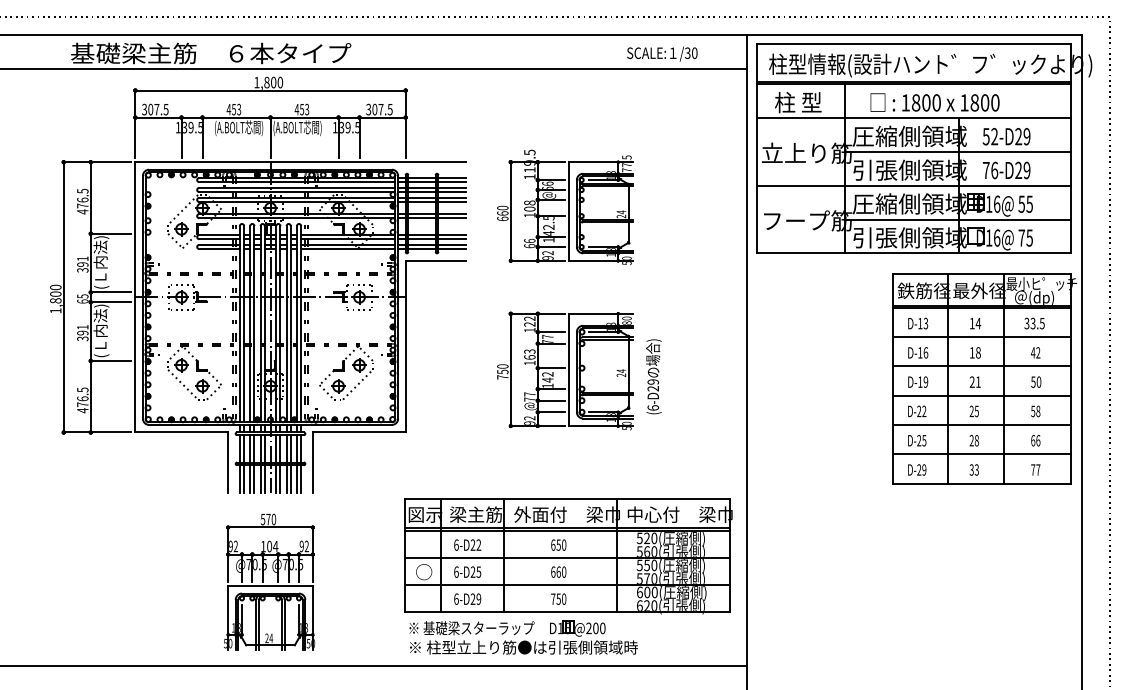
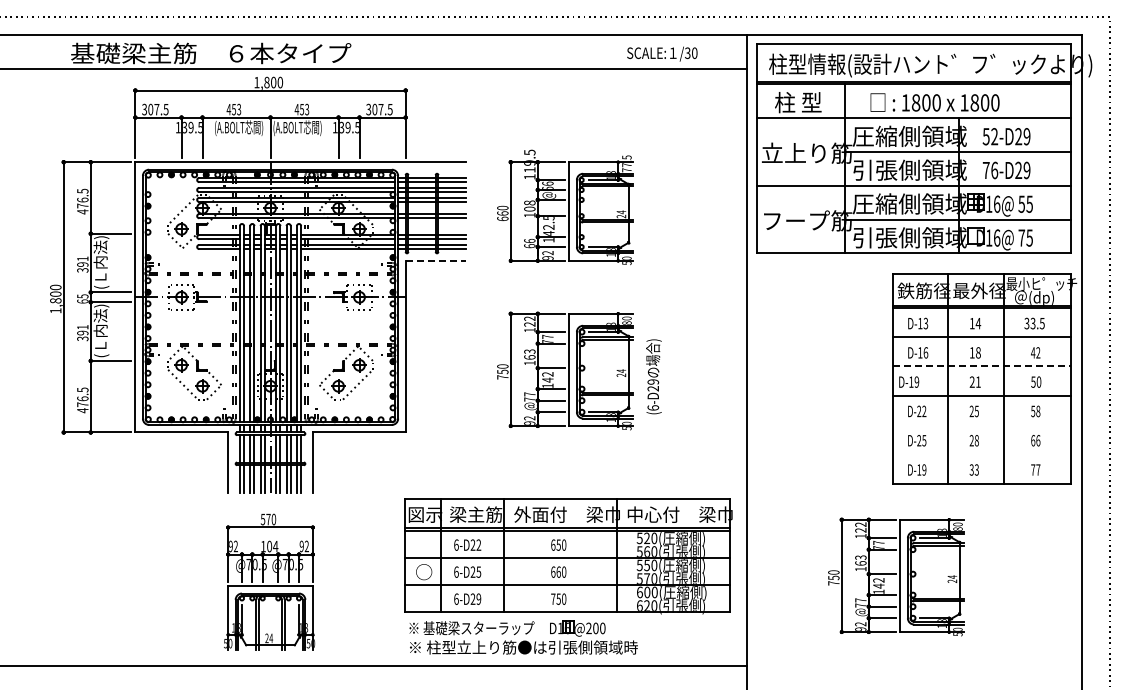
line: solid -> dashed (436, 260)
line: solid -> dashed (982, 366)
text position: (918, 381) -> (909, 381) (909, 381)
line: present -> none (982, 425)
line: present -> none (982, 454)
text: D-29 -> D-19 (918, 469)
part: none -> present (896, 576)
